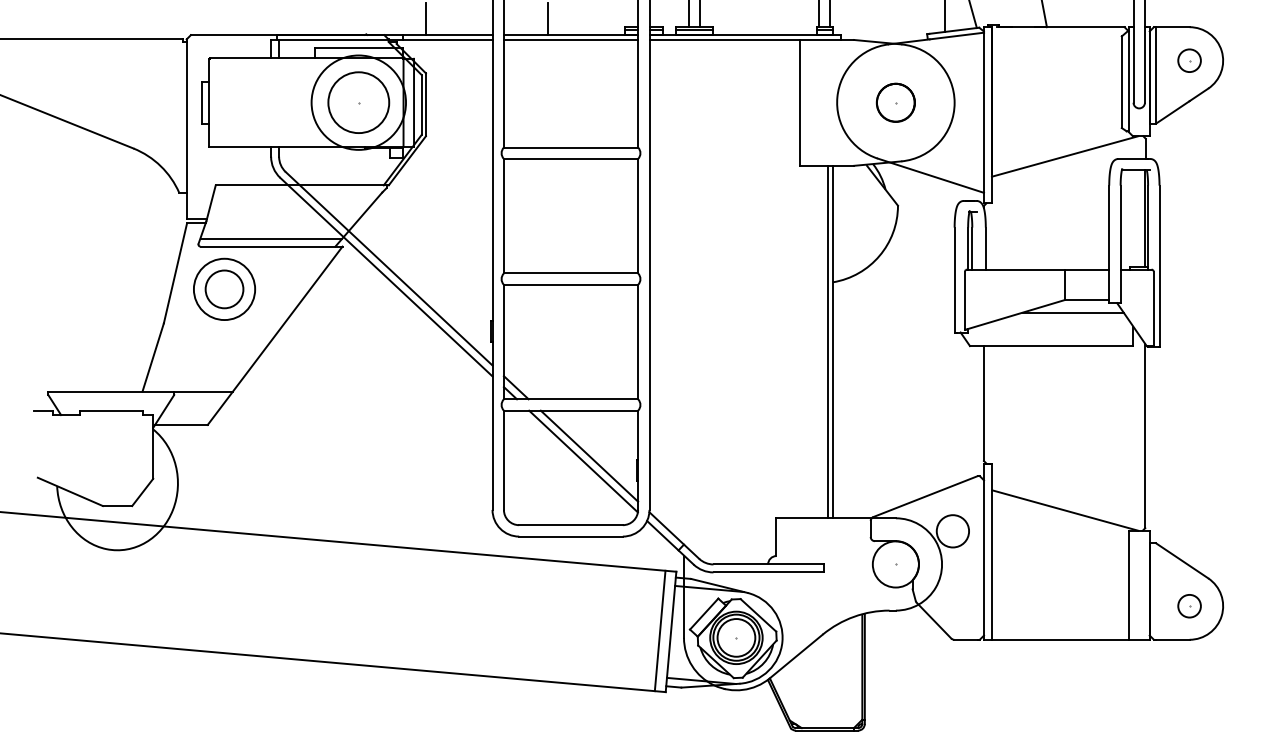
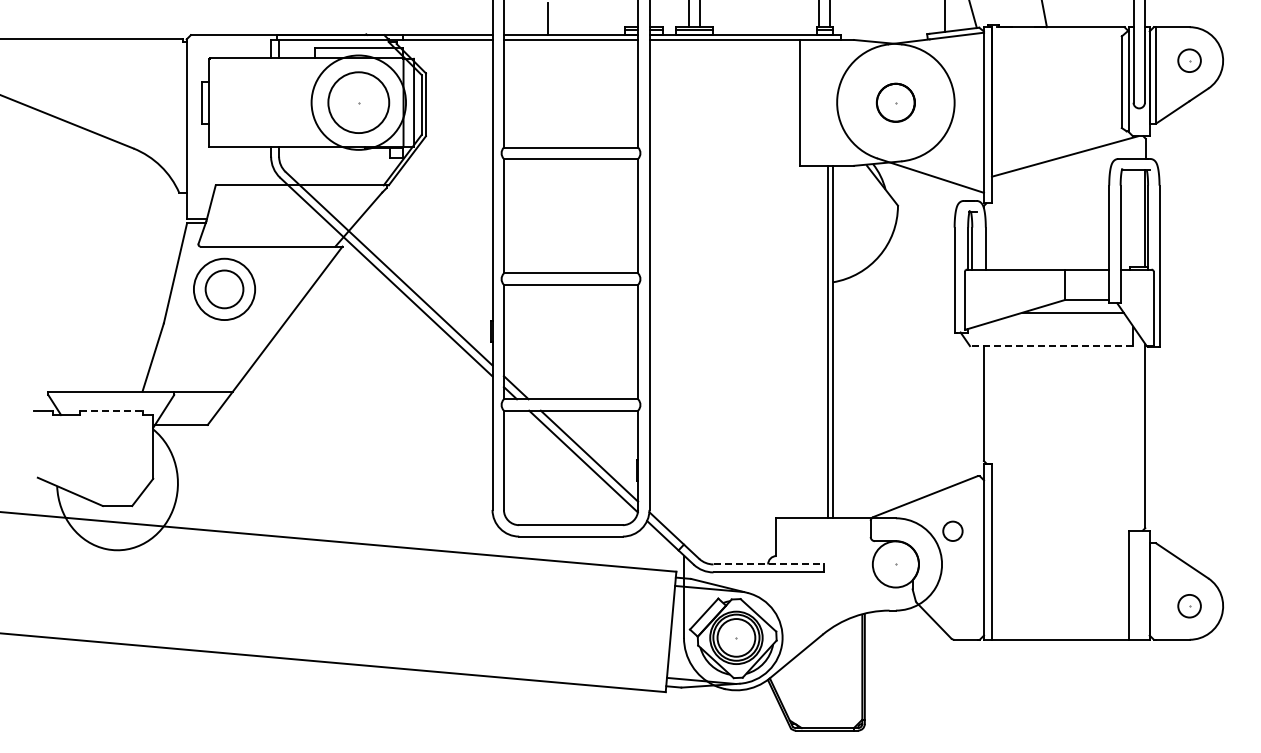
line: present -> none (425, 18)
line: present -> none (271, 239)
line: solid -> dashed (1051, 346)
line: solid -> dashed (111, 410)
line: present -> none (1065, 510)
circle diameter: 32 px -> 19 px (952, 531)
line: solid -> dashed (769, 564)
line: present -> none (659, 630)
